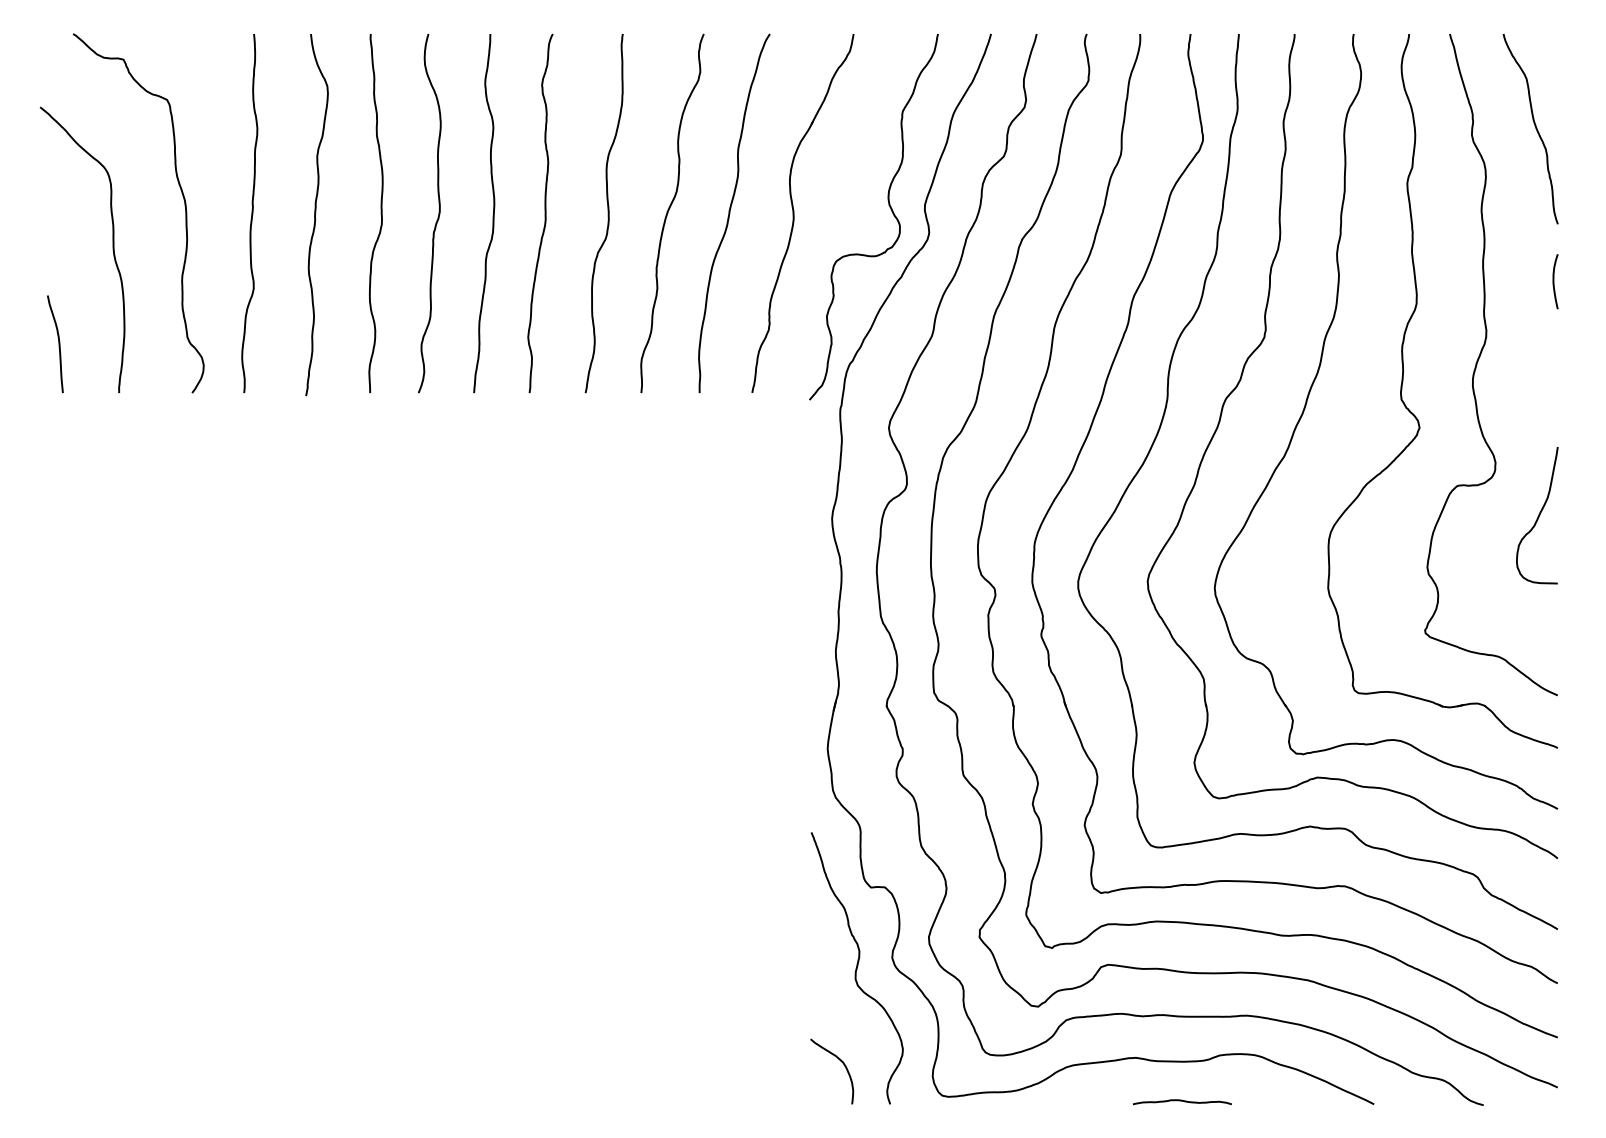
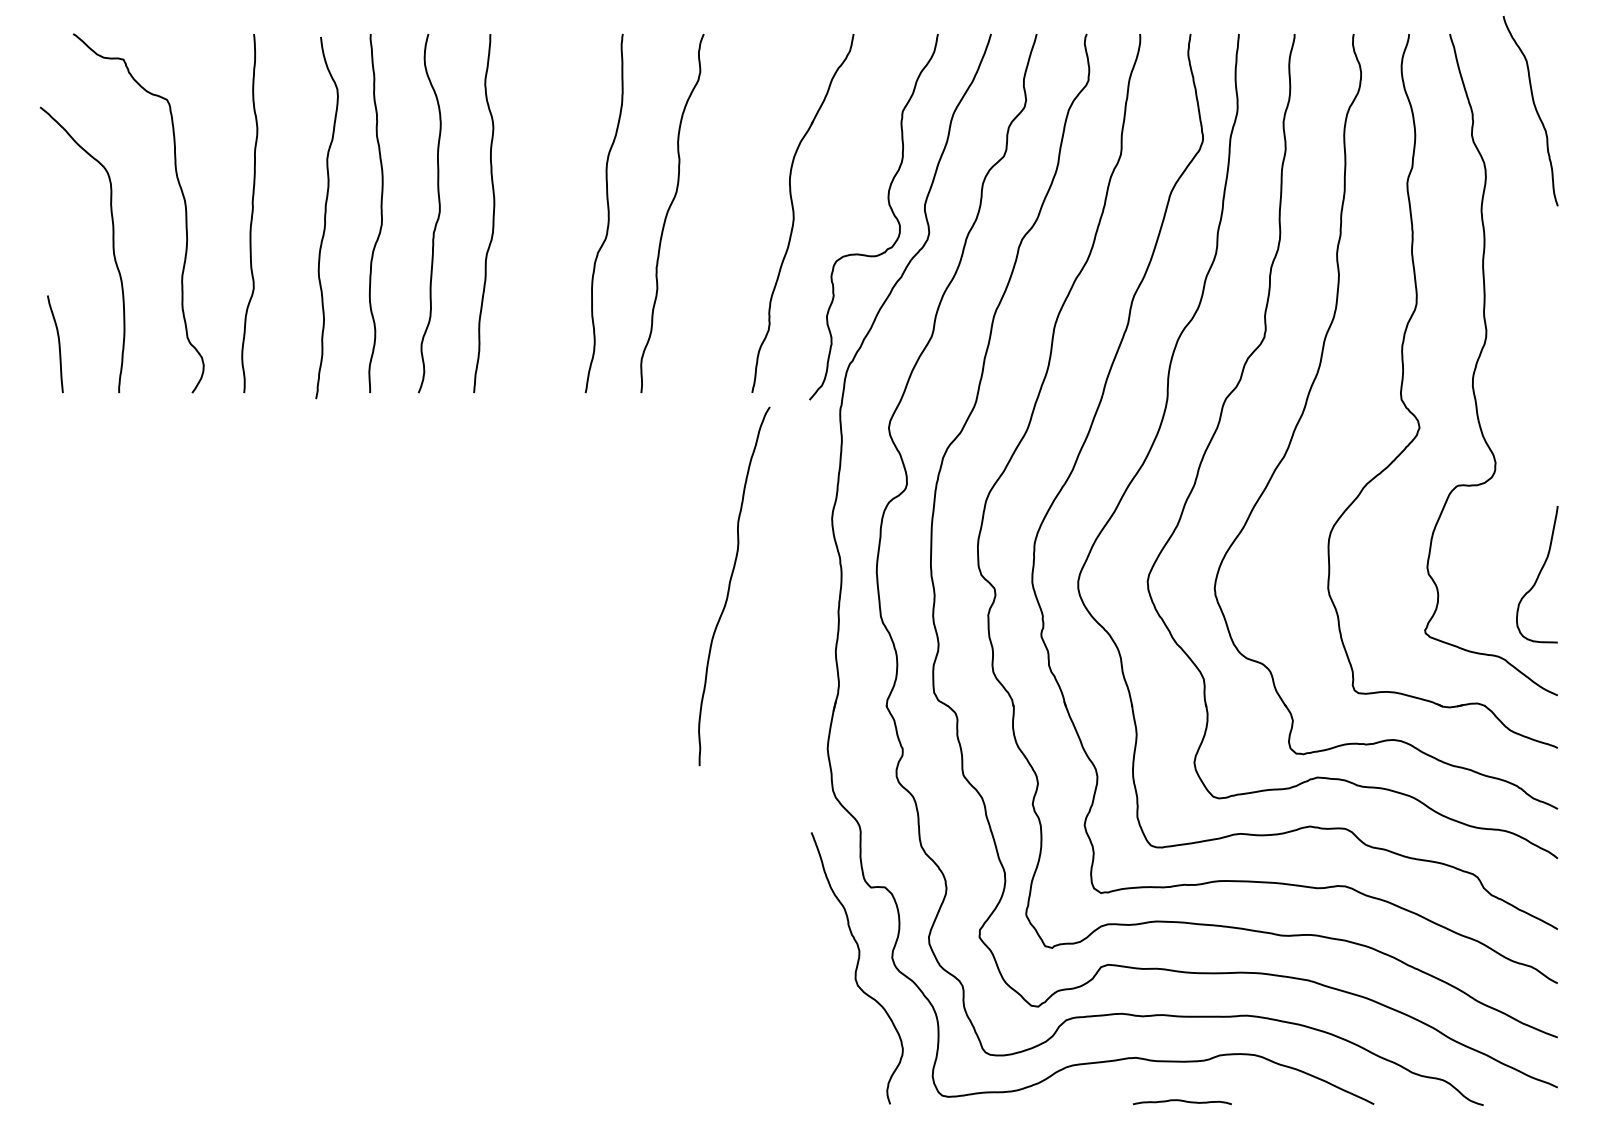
curve position: (1534, 126) -> (1534, 108) (1534, 108)
curve: present -> none (544, 212)
curve position: (730, 212) -> (730, 585) (730, 585)
curve position: (315, 215) -> (325, 218) (325, 218)
curve: present -> none (1554, 281)
curve position: (1538, 515) -> (1538, 574) (1538, 574)
curve: present -> none (843, 1065)
